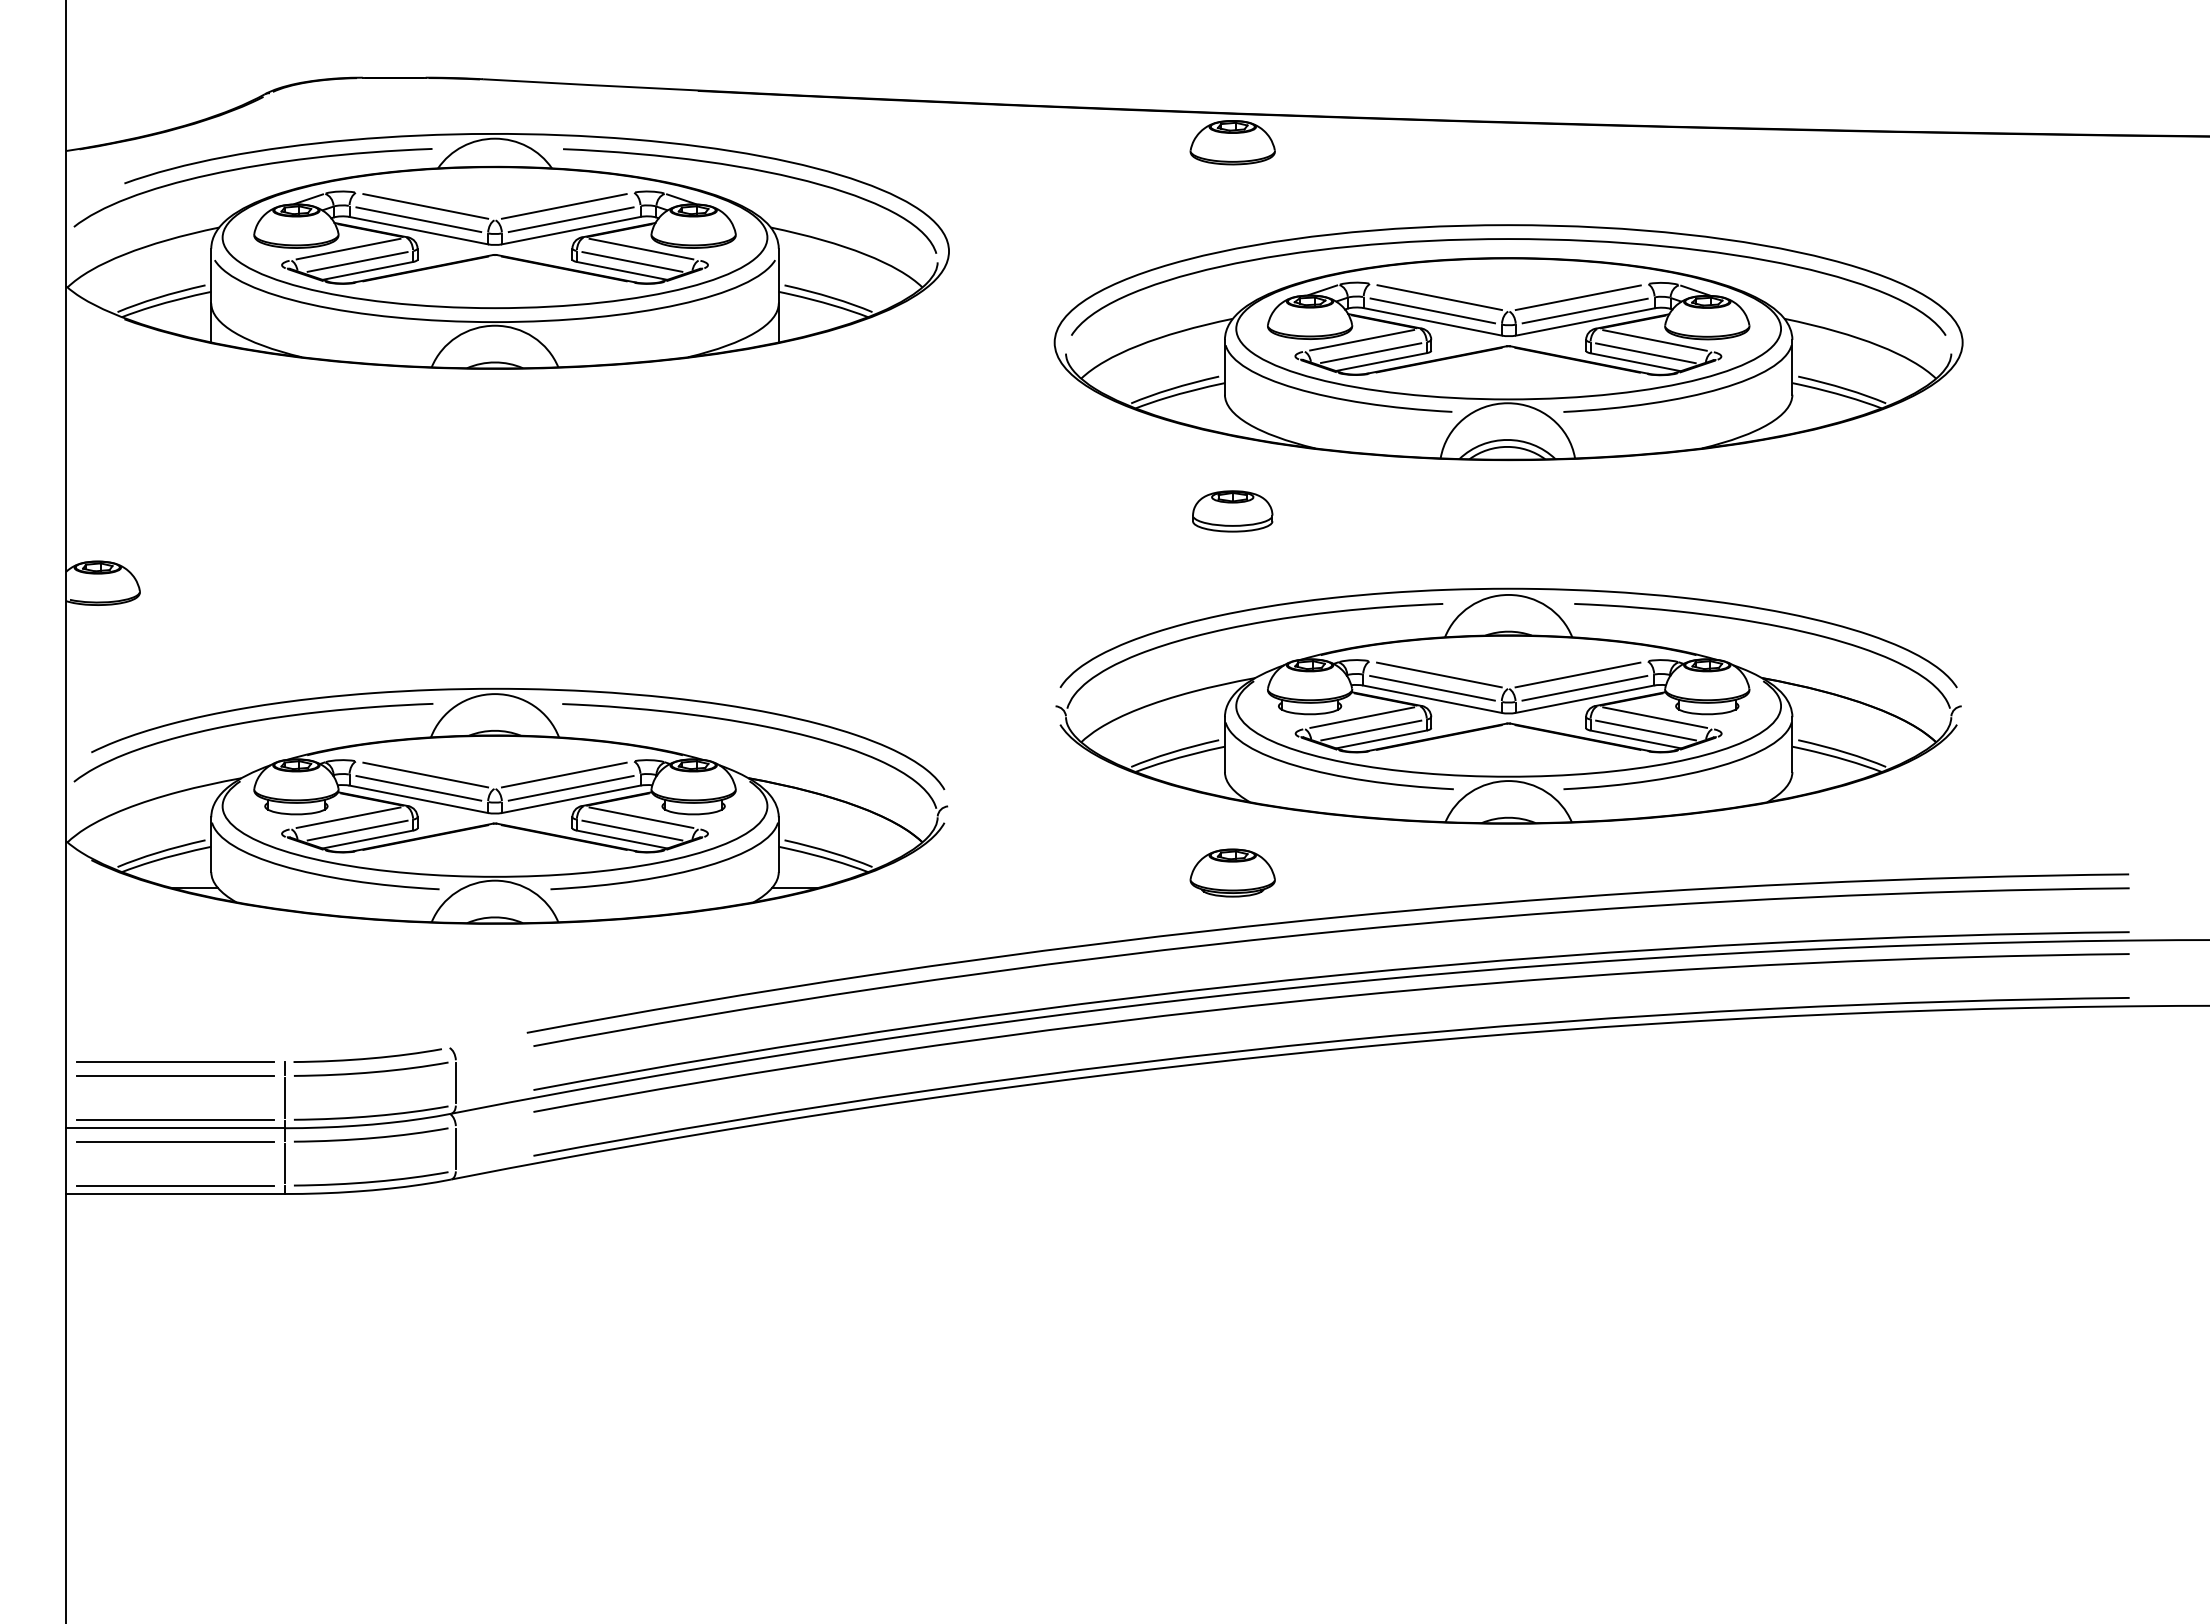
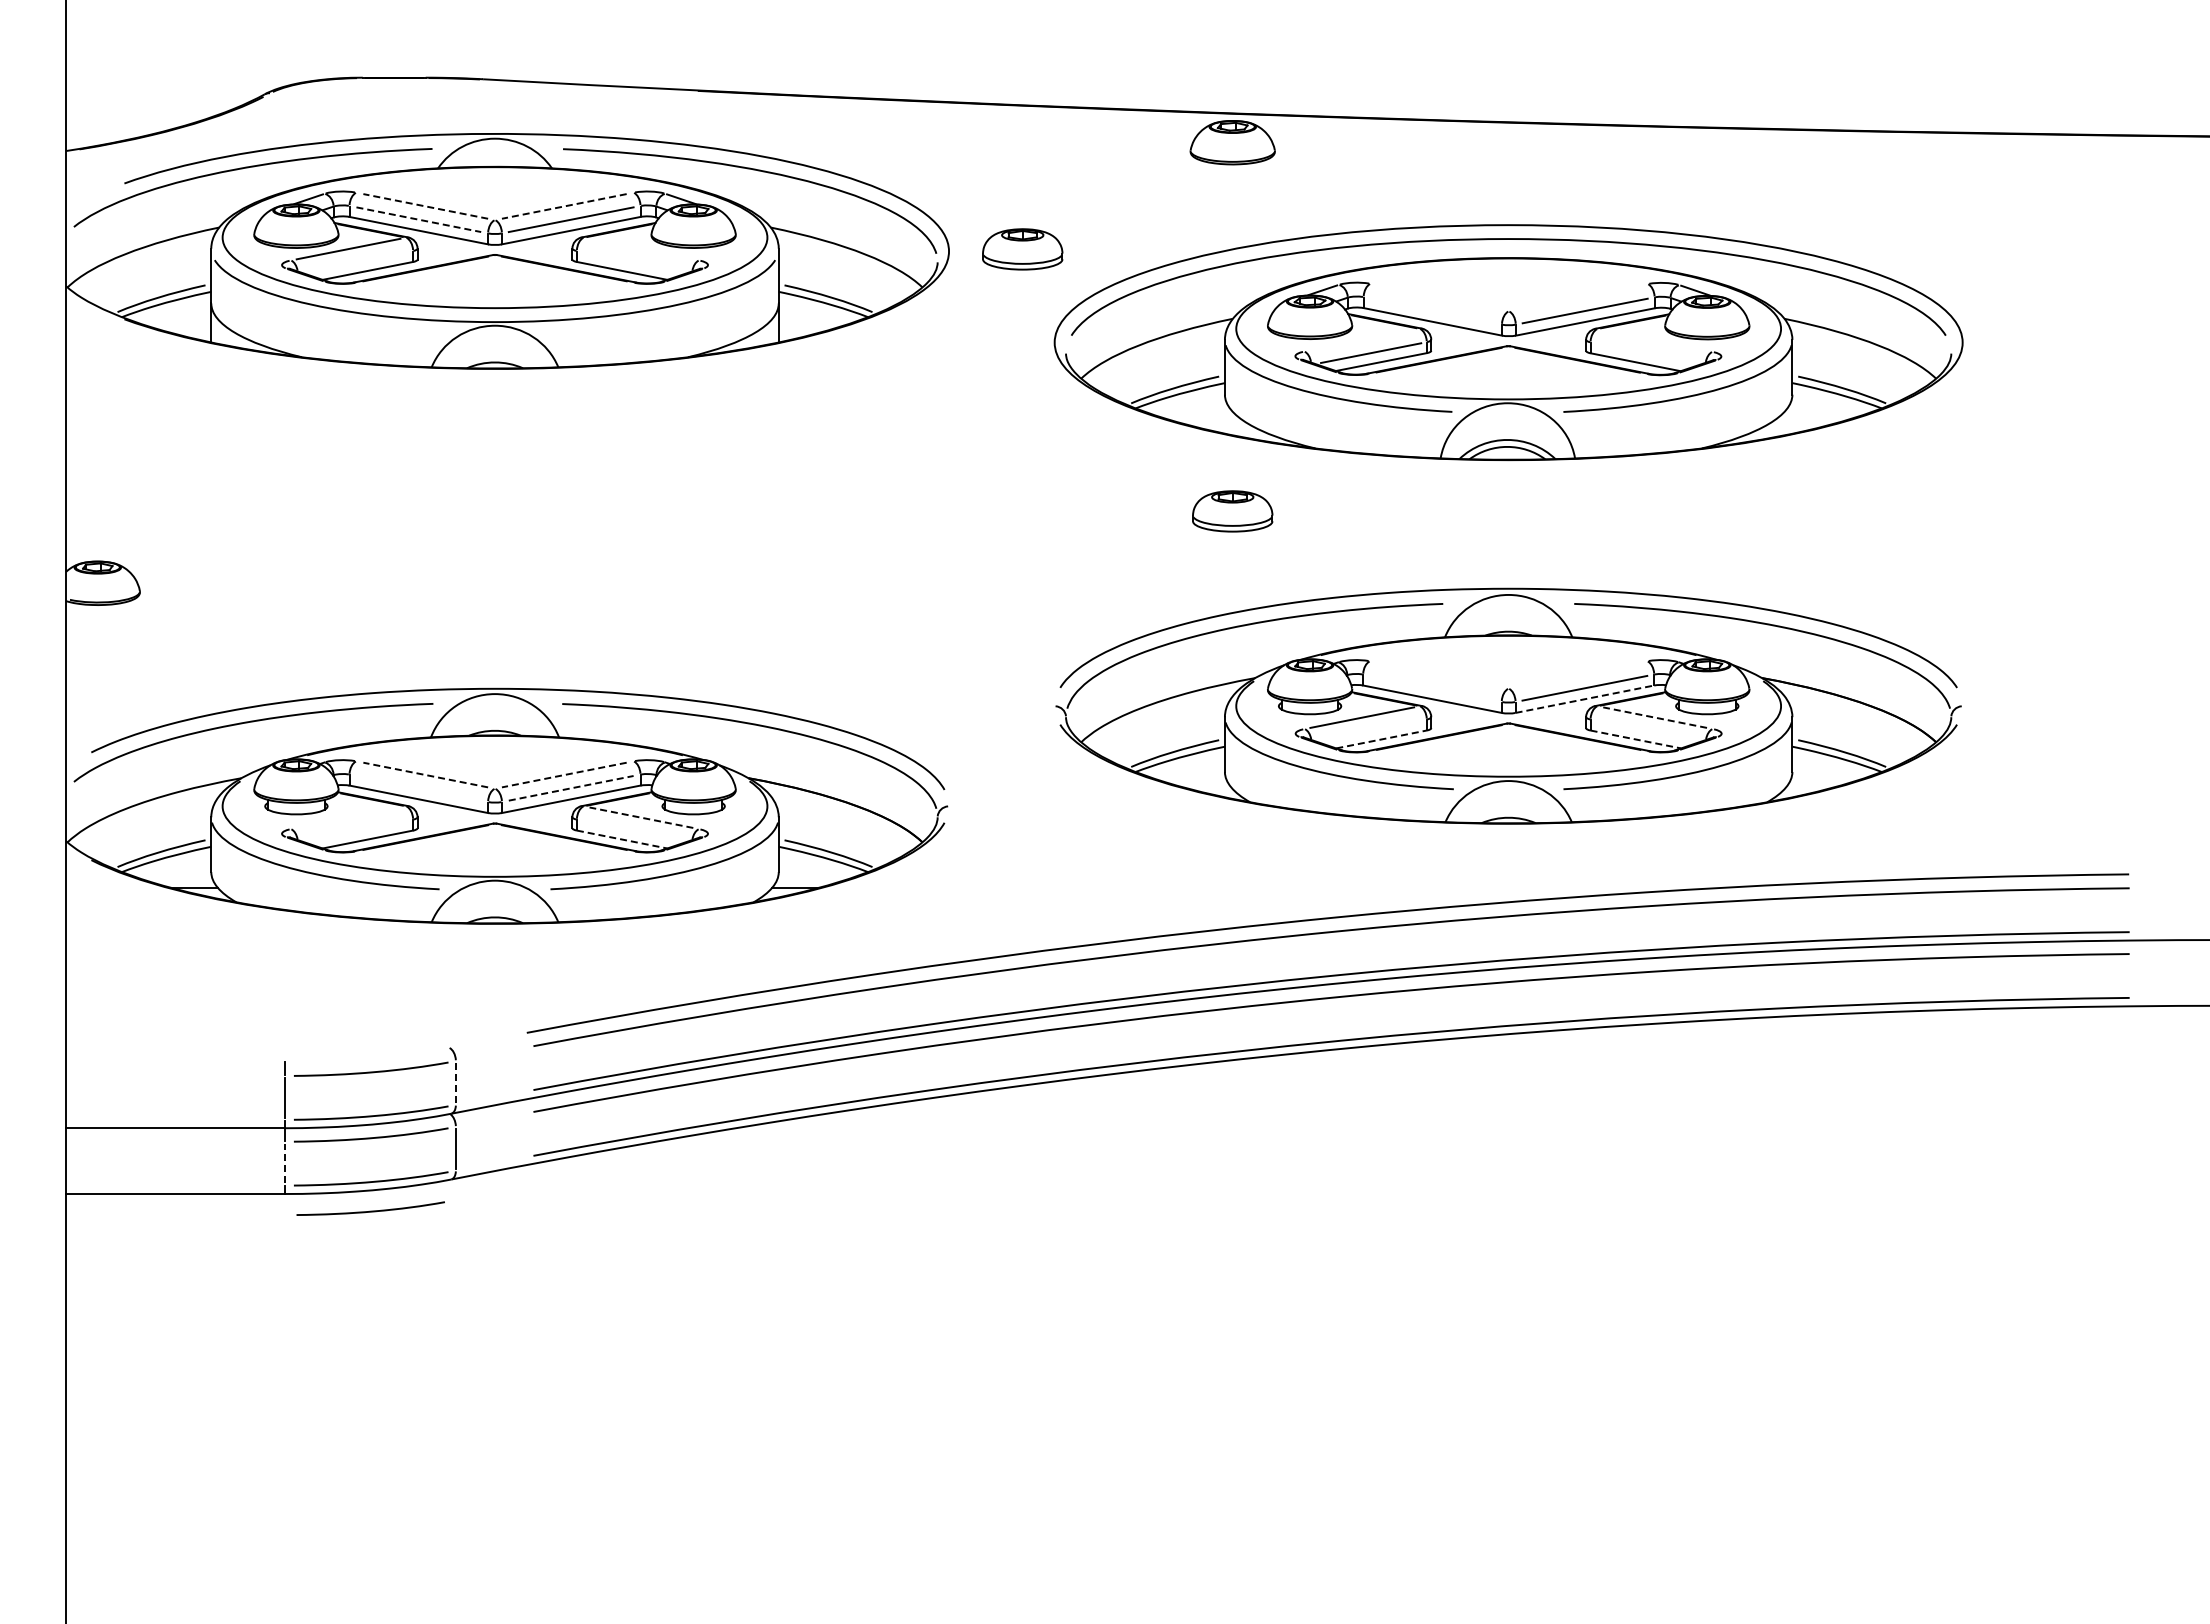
line: solid -> dashed (425, 206)
line: solid -> dashed (564, 206)
line: solid -> dashed (418, 219)
line: present -> none (641, 248)
part: none -> present (1022, 249)
line: present -> none (357, 261)
line: present -> none (632, 261)
line: present -> none (1439, 297)
line: present -> none (1577, 297)
line: present -> none (1432, 310)
line: present -> none (1362, 340)
line: present -> none (1654, 340)
line: present -> none (1645, 353)
line: present -> none (1439, 674)
line: present -> none (1577, 674)
line: present -> none (1432, 687)
line: solid -> dashed (1584, 699)
line: solid -> dashed (1655, 717)
line: present -> none (1371, 730)
line: present -> none (1645, 730)
line: solid -> dashed (1382, 739)
line: solid -> dashed (1636, 739)
line: solid -> dashed (425, 775)
line: solid -> dashed (564, 775)
line: present -> none (418, 787)
line: solid -> dashed (571, 788)
line: present -> none (348, 817)
line: solid -> dashed (641, 817)
line: present -> none (357, 830)
line: present -> none (632, 830)
line: solid -> dashed (622, 839)
part: present -> none (1232, 872)
curve position: (367, 1057) -> (370, 1210) (370, 1210)
line: present -> none (175, 1062)
line: present -> none (175, 1075)
line: solid -> dashed (455, 1083)
line: present -> none (175, 1119)
line: present -> none (175, 1141)
line: solid -> dashed (284, 1163)
line: present -> none (175, 1185)
